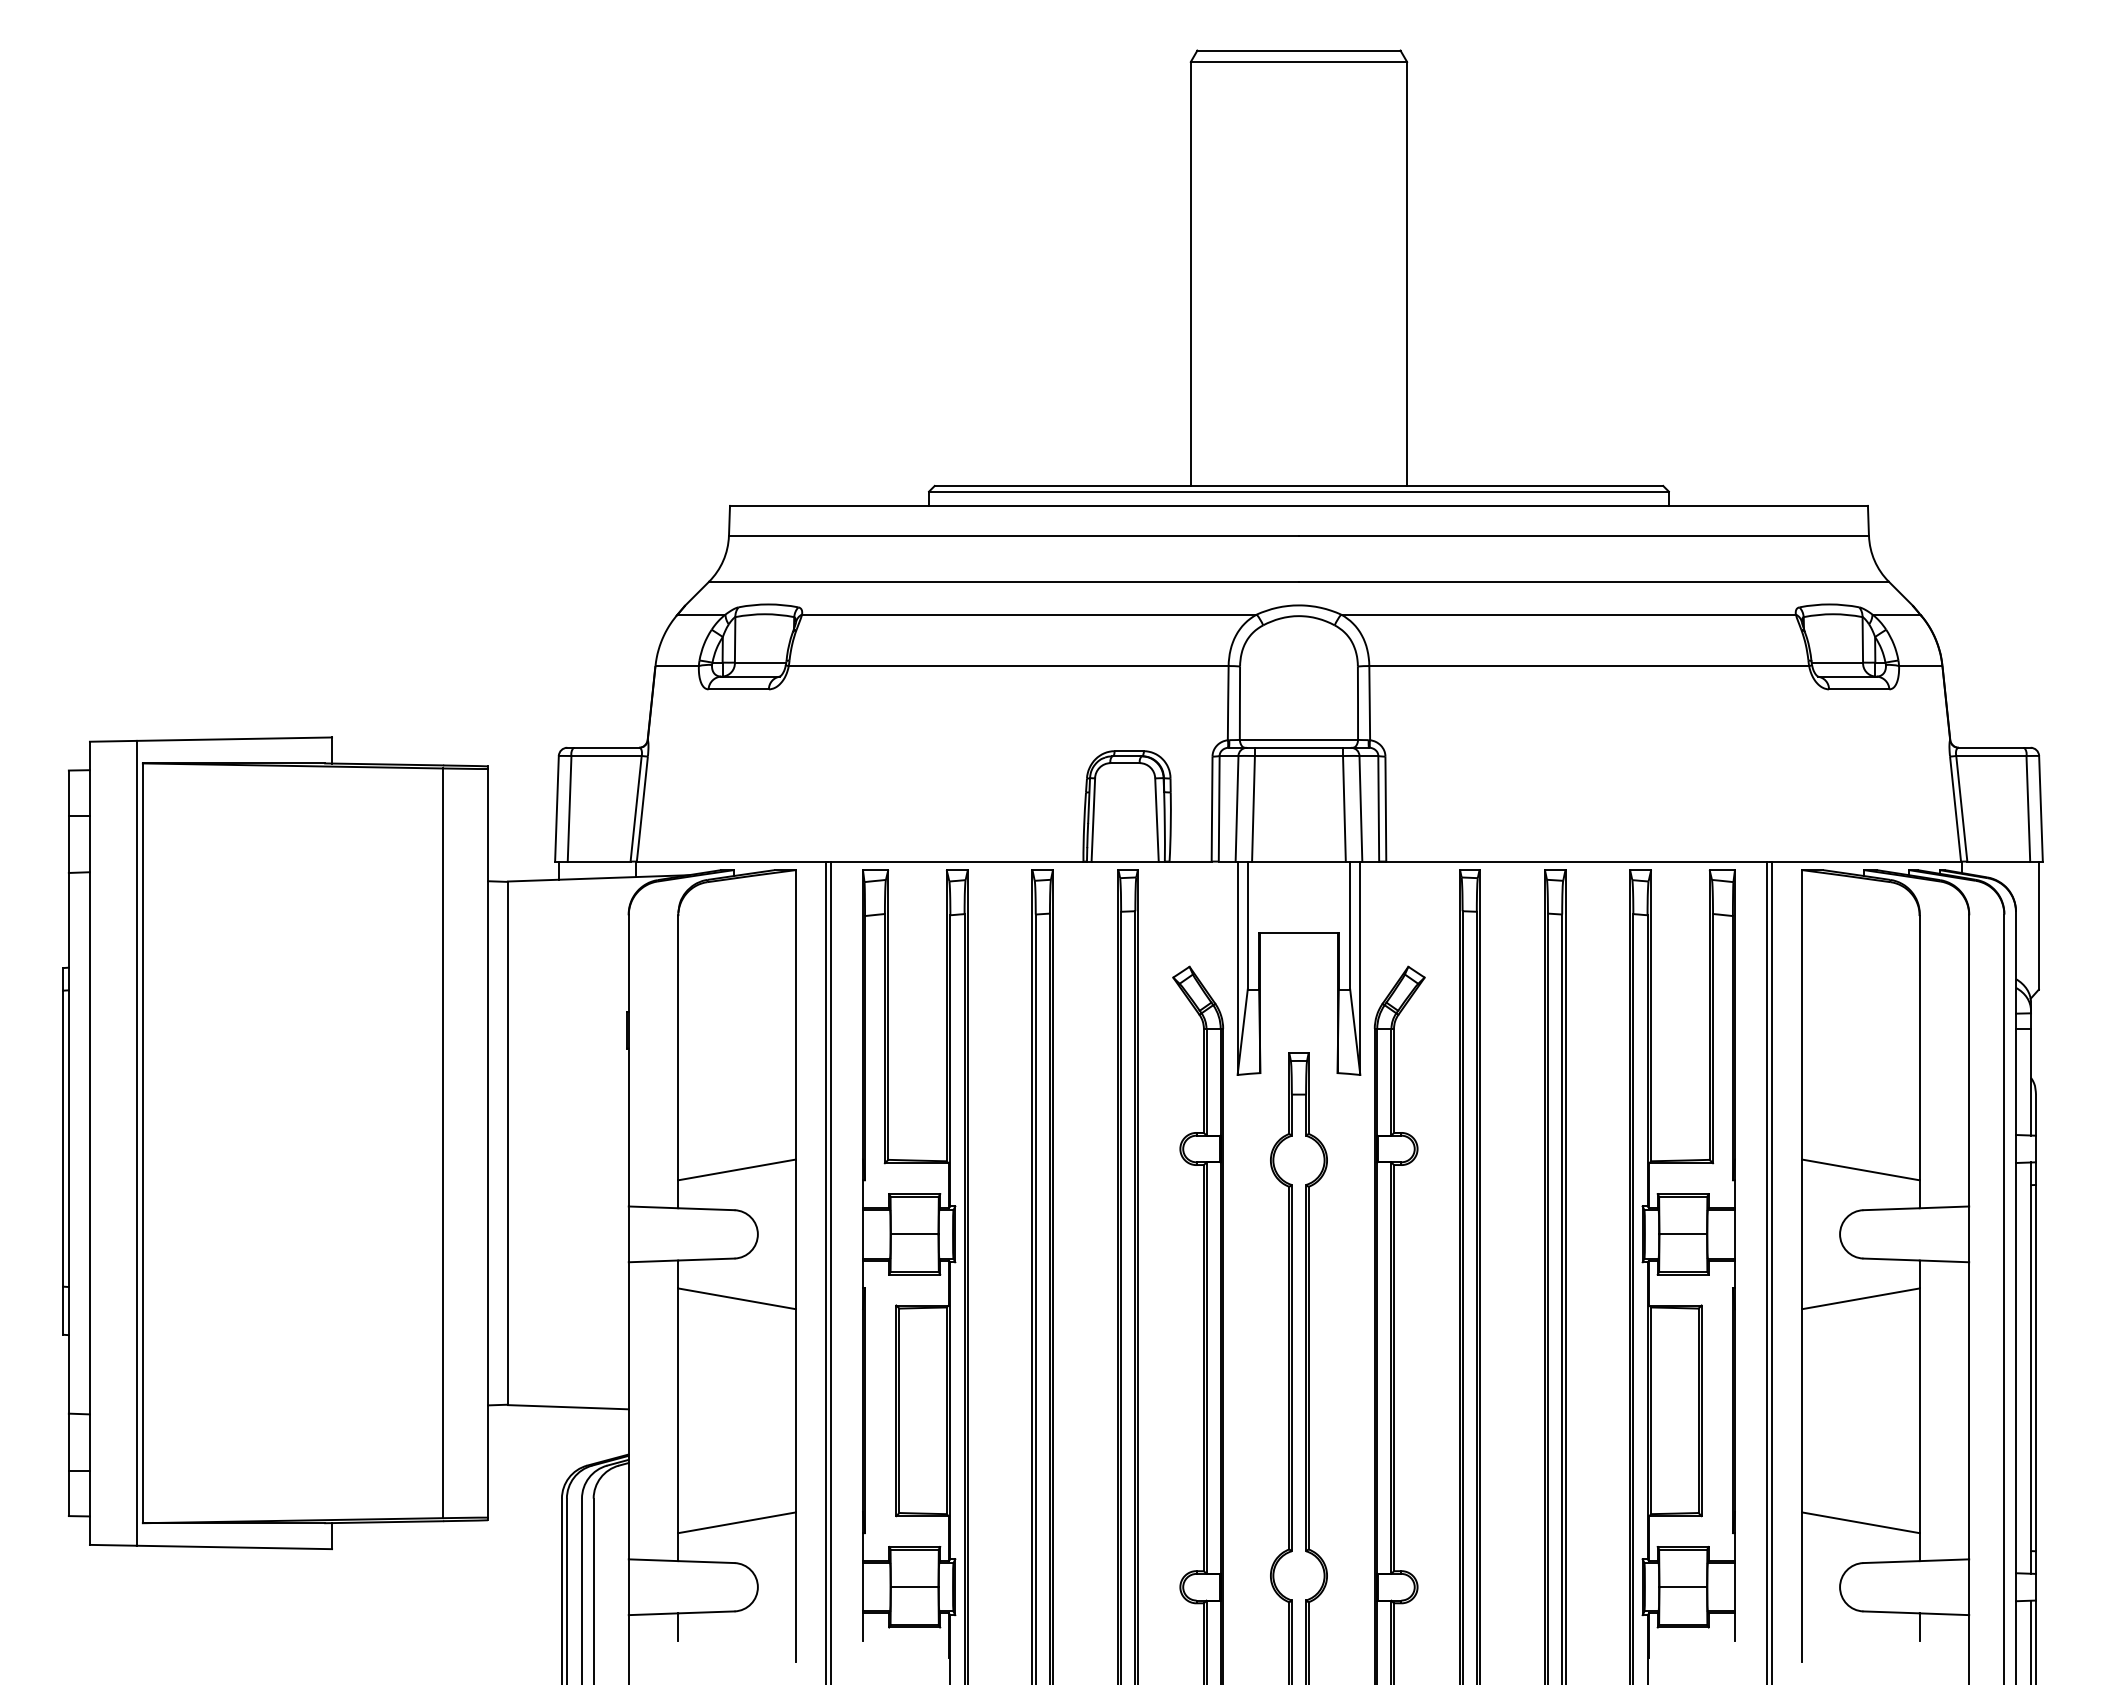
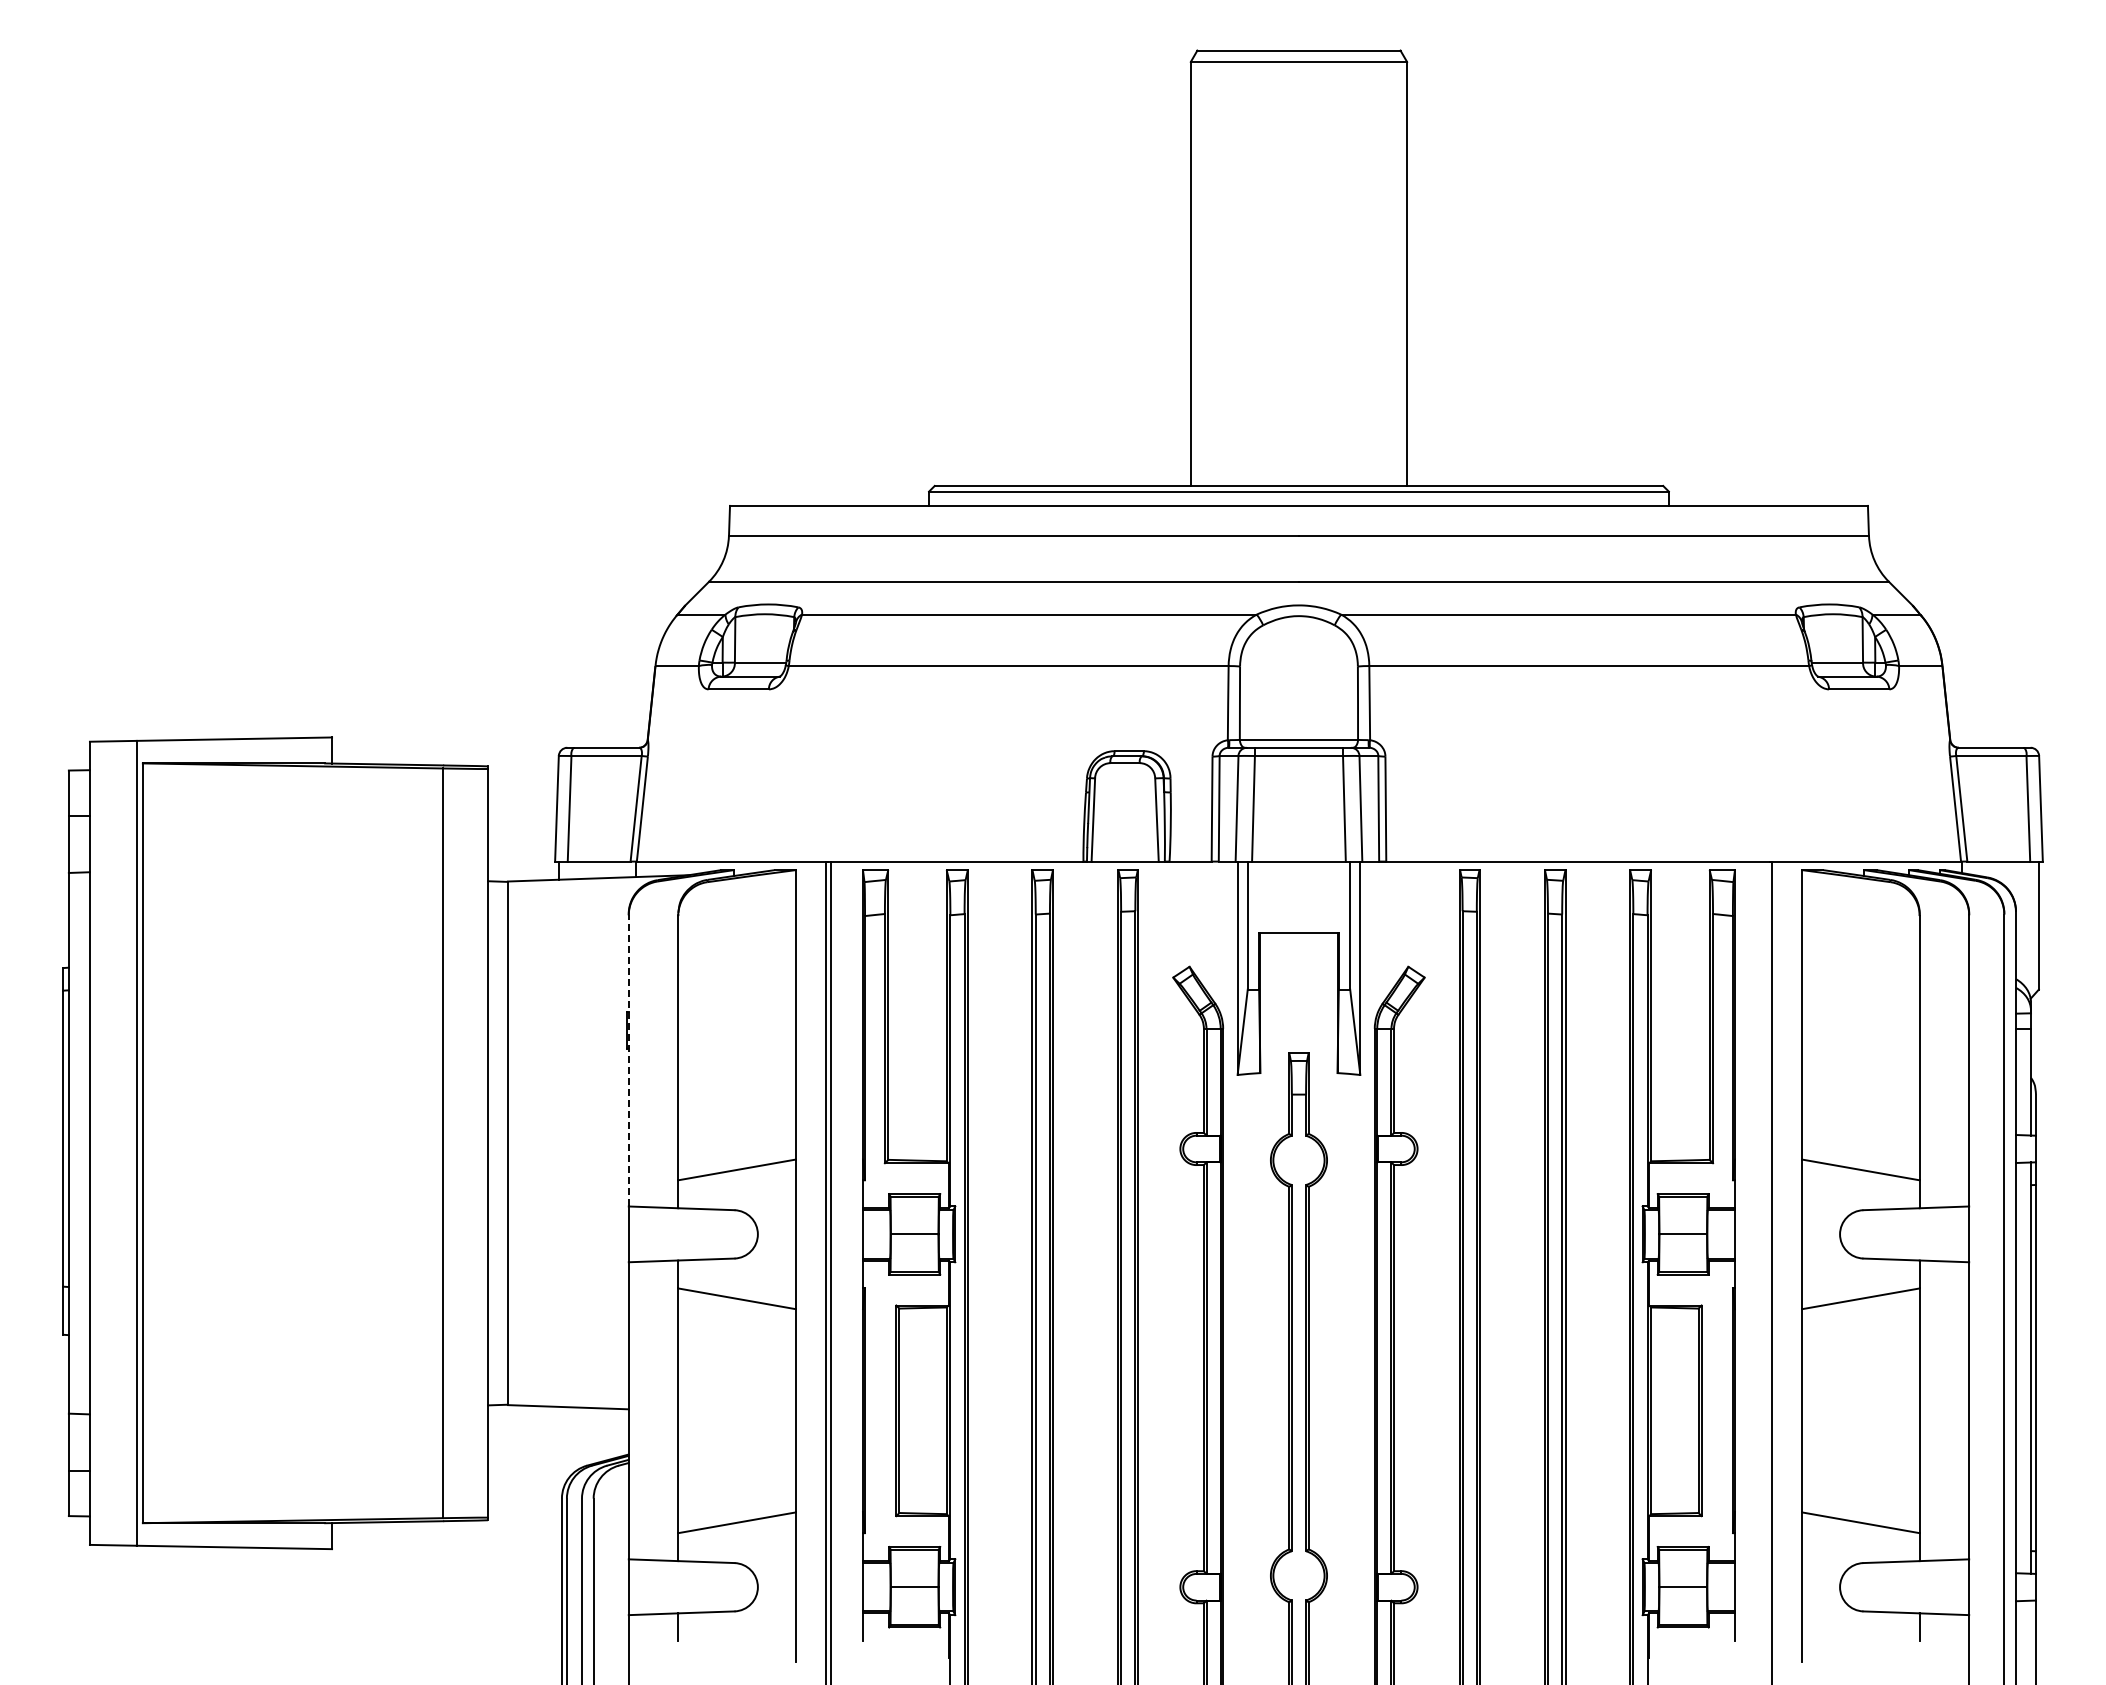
line: solid -> dashed (628, 1060)
line: present -> none (1767, 1271)
line: present -> none (2031, 1640)
